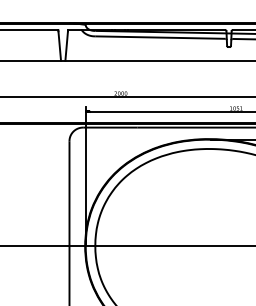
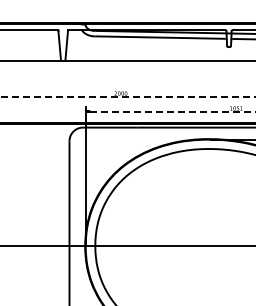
line: solid -> dashed (127, 96)
line: solid -> dashed (170, 111)
